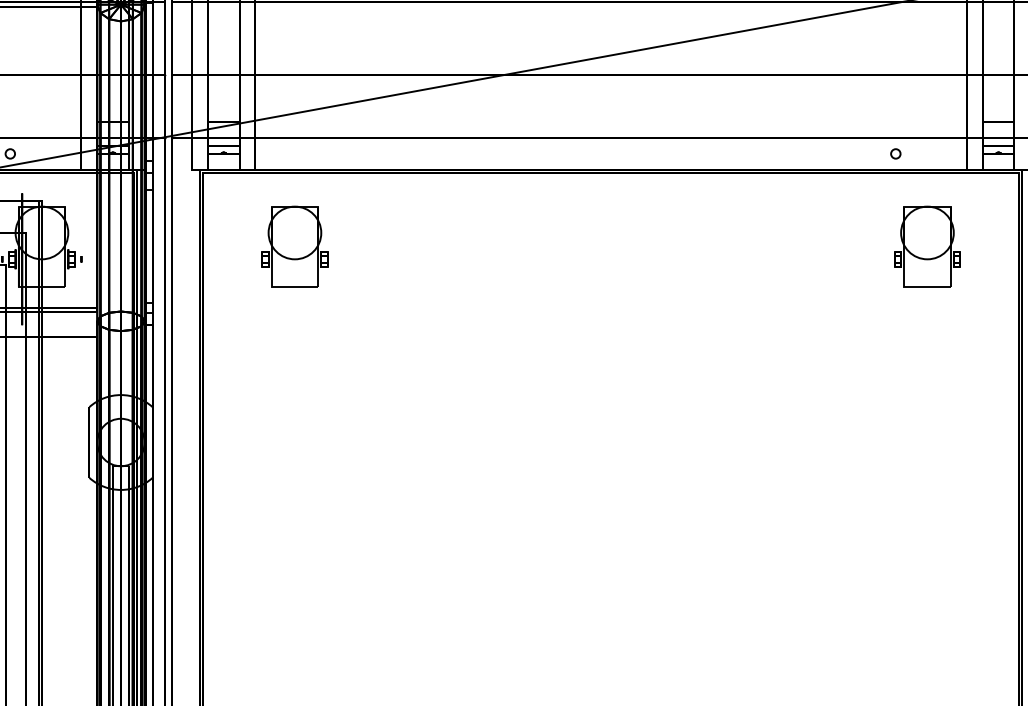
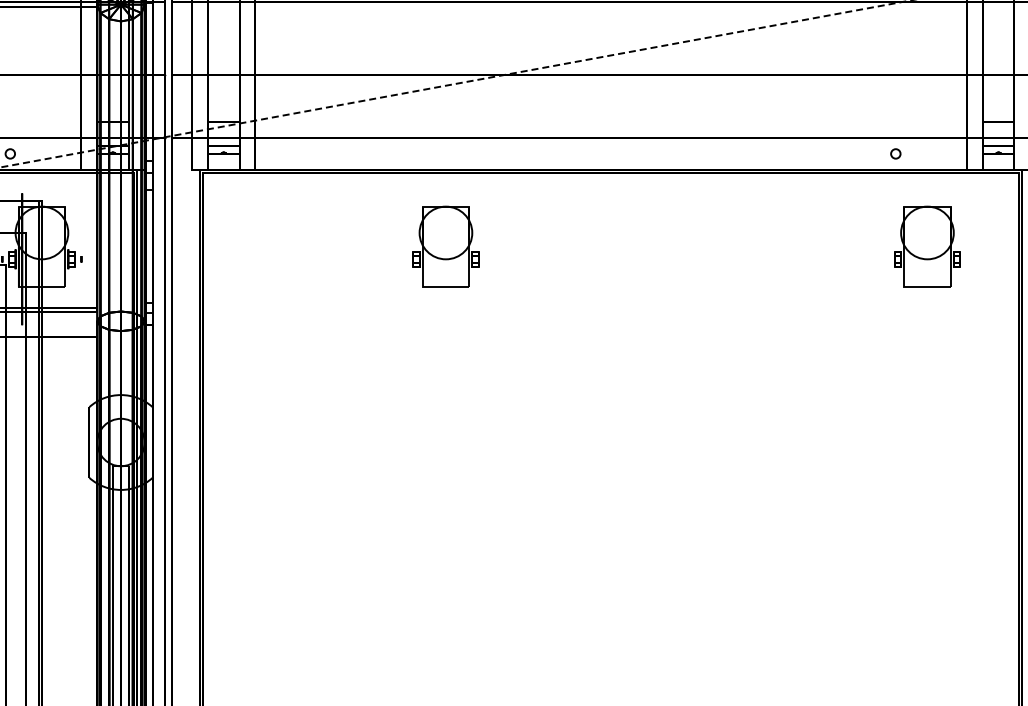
line: solid -> dashed (457, 83)
part position: (294, 246) -> (445, 246) (445, 246)
